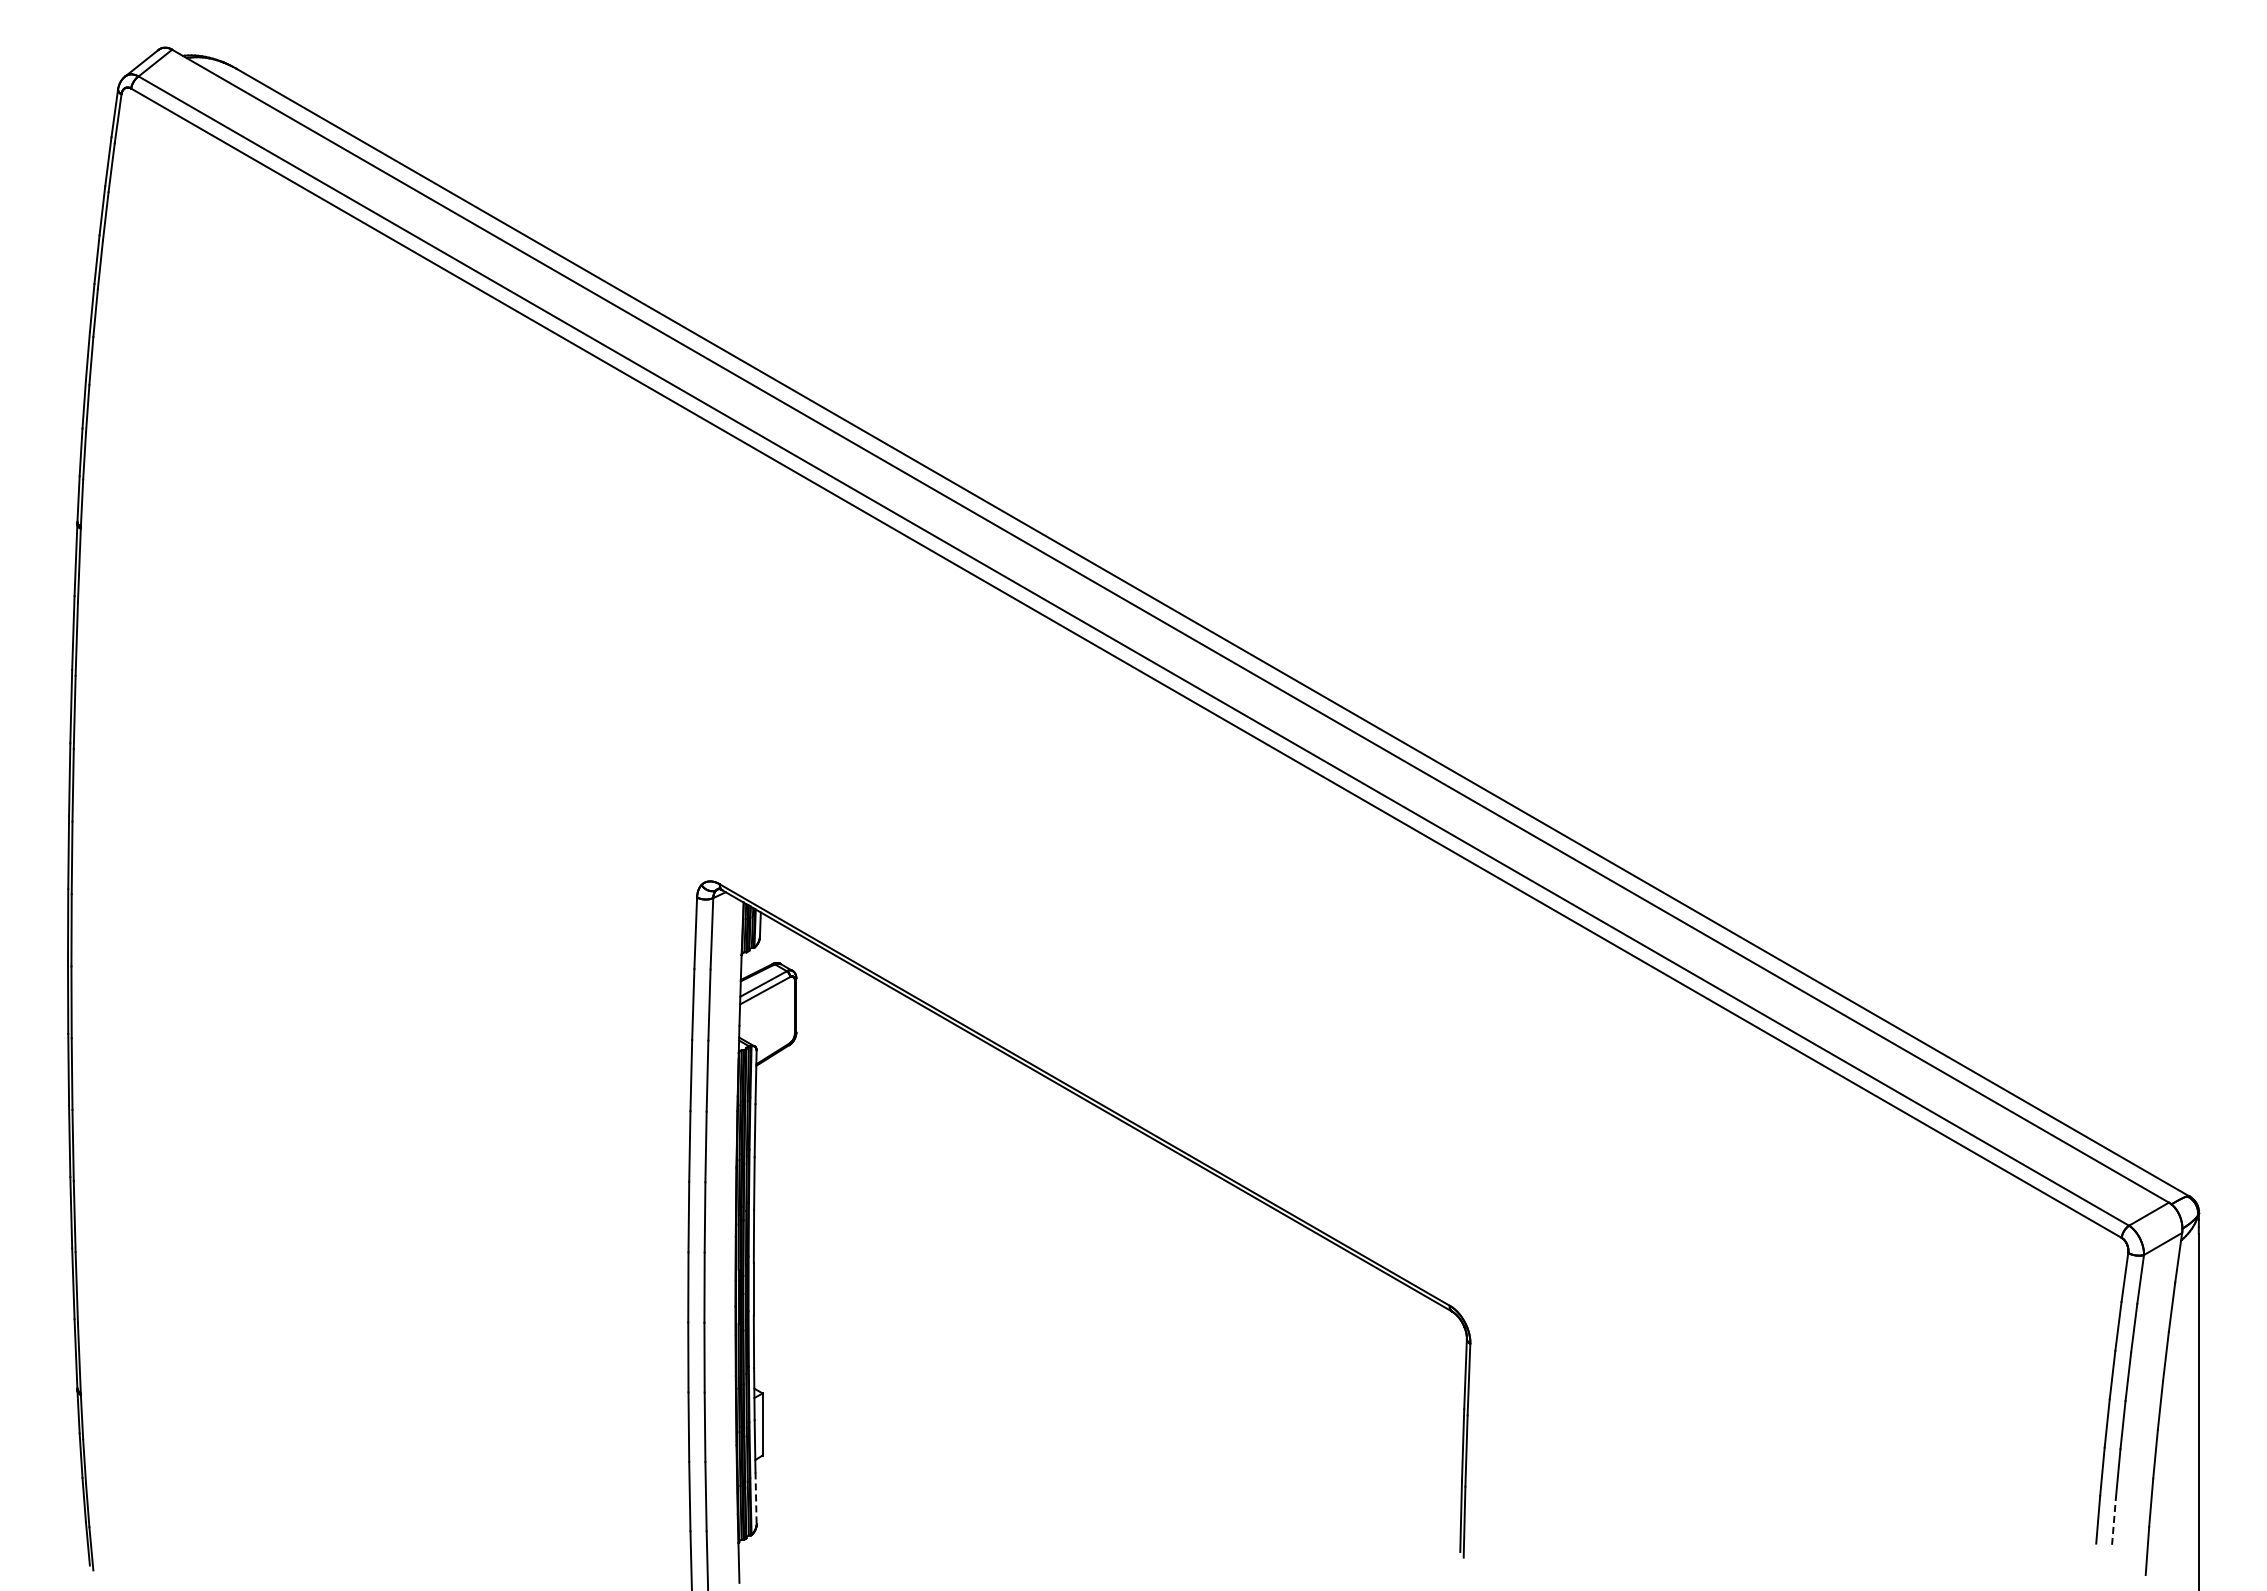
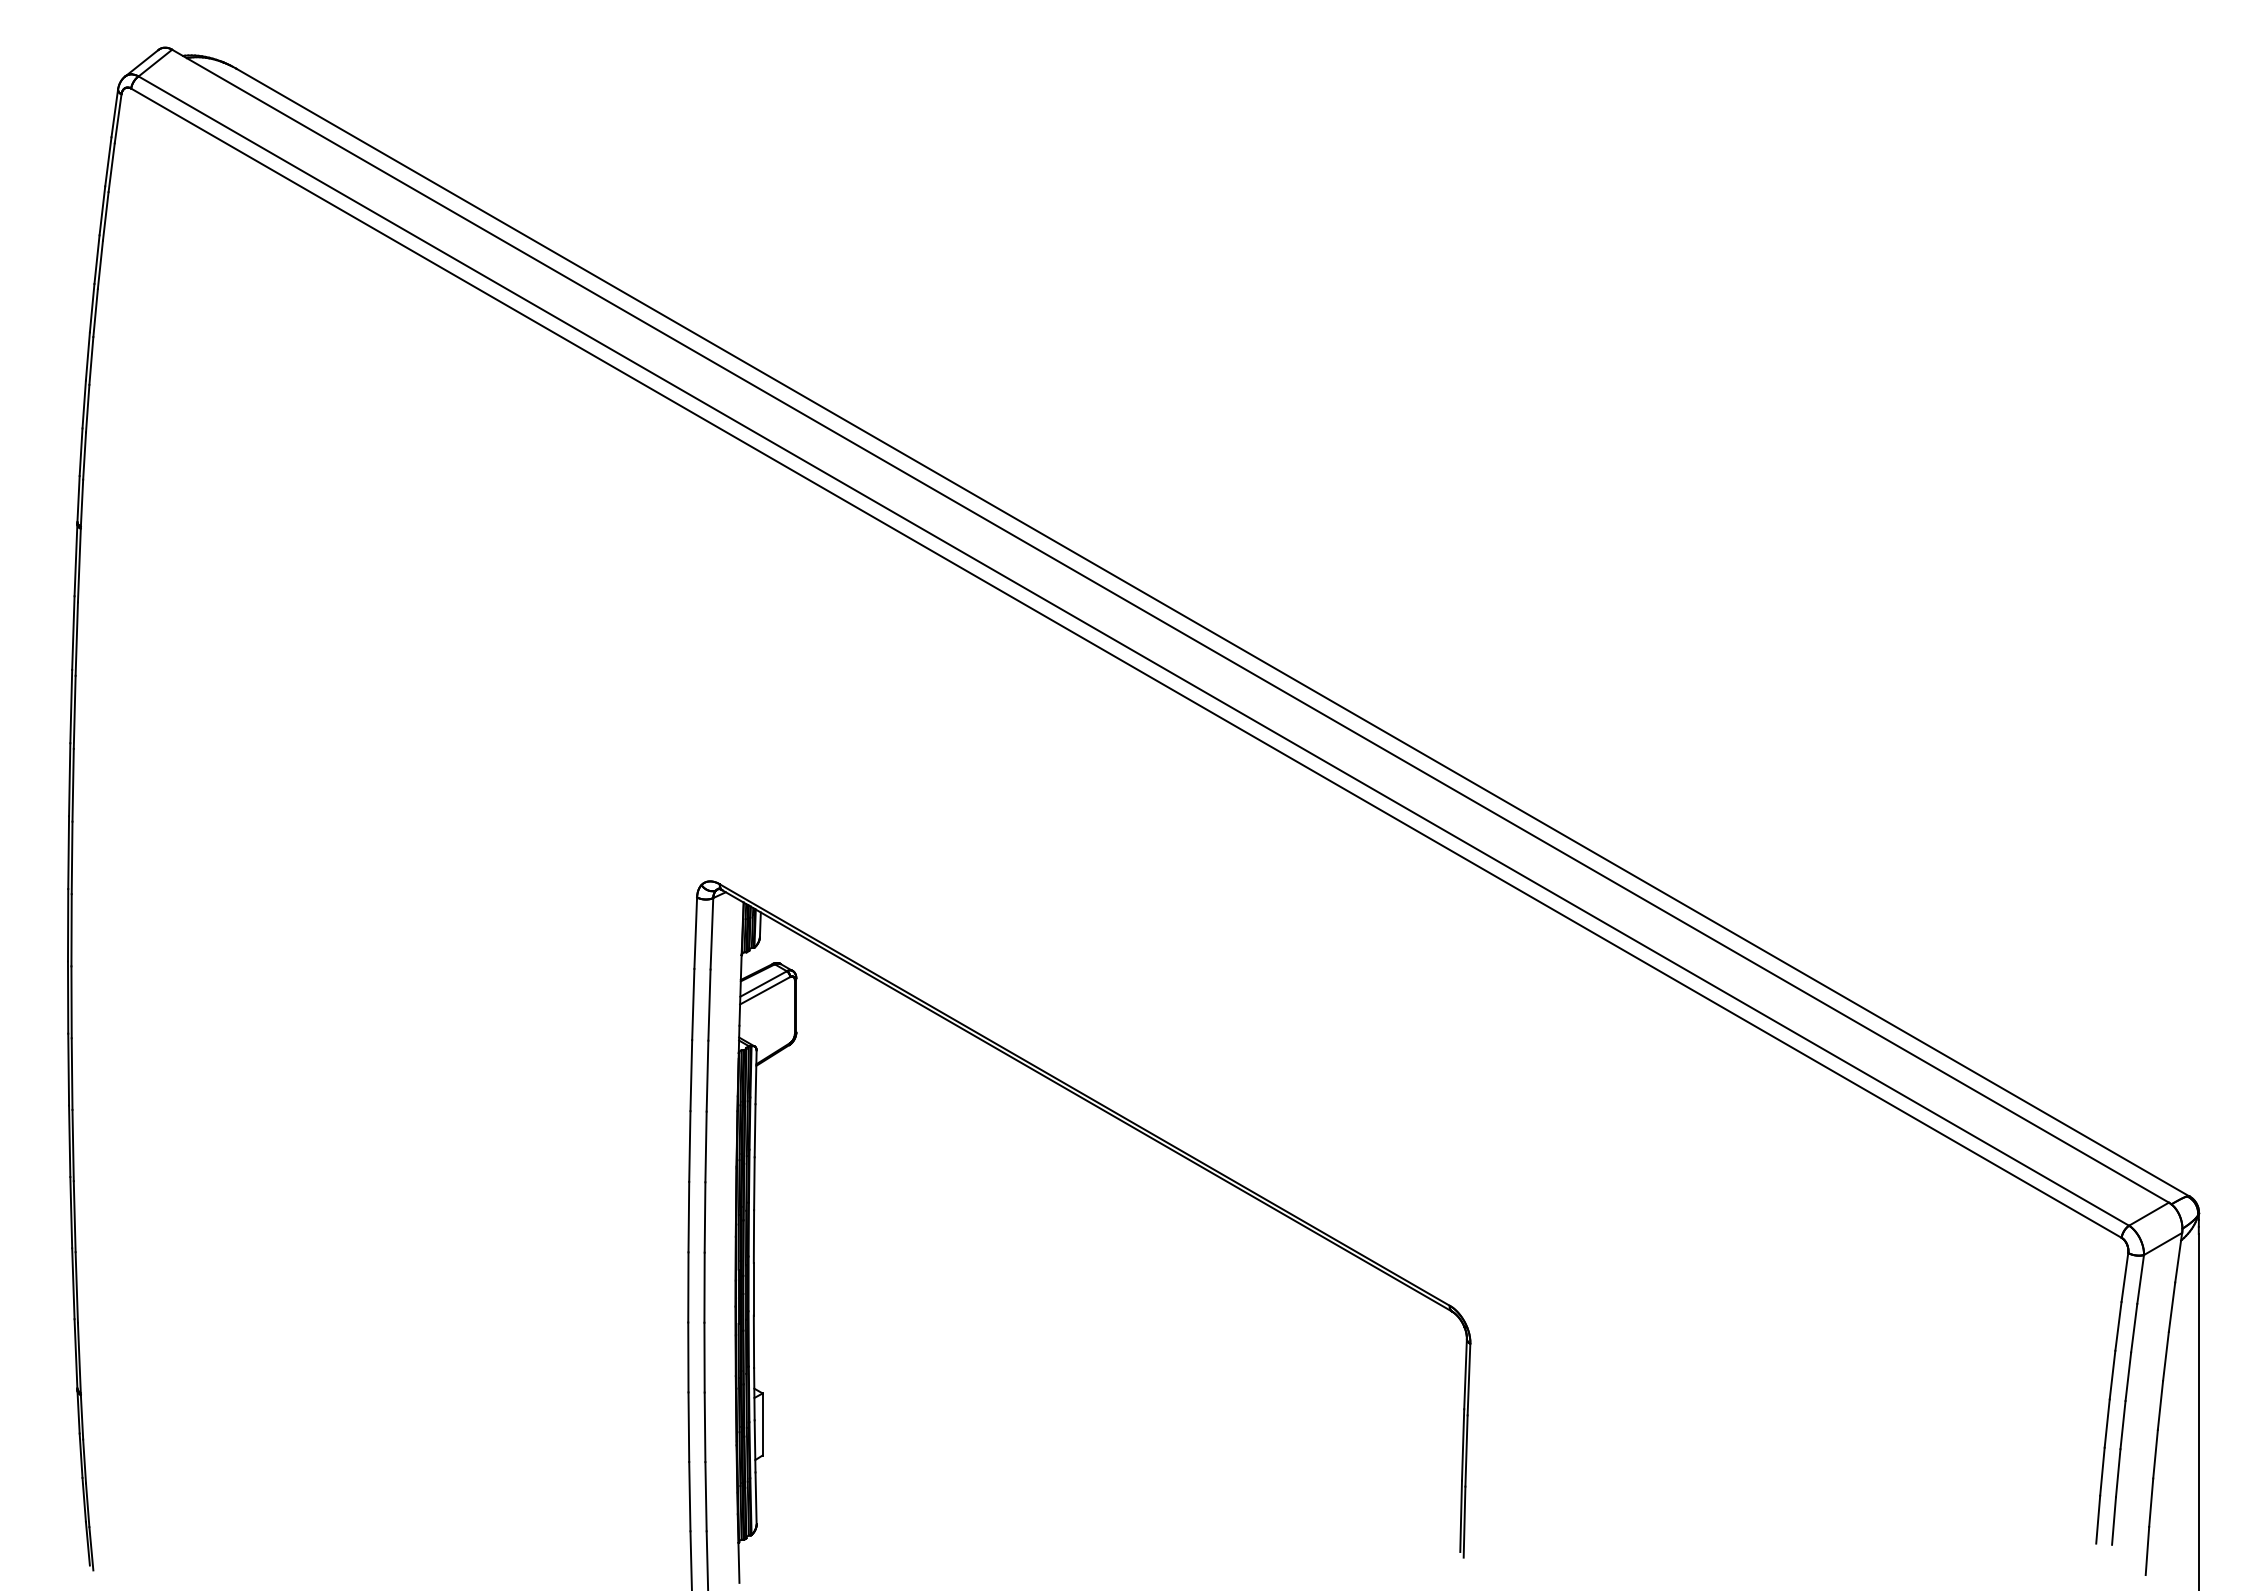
line: dashed -> solid (756, 1498)
line: dashed -> solid (2114, 1520)
